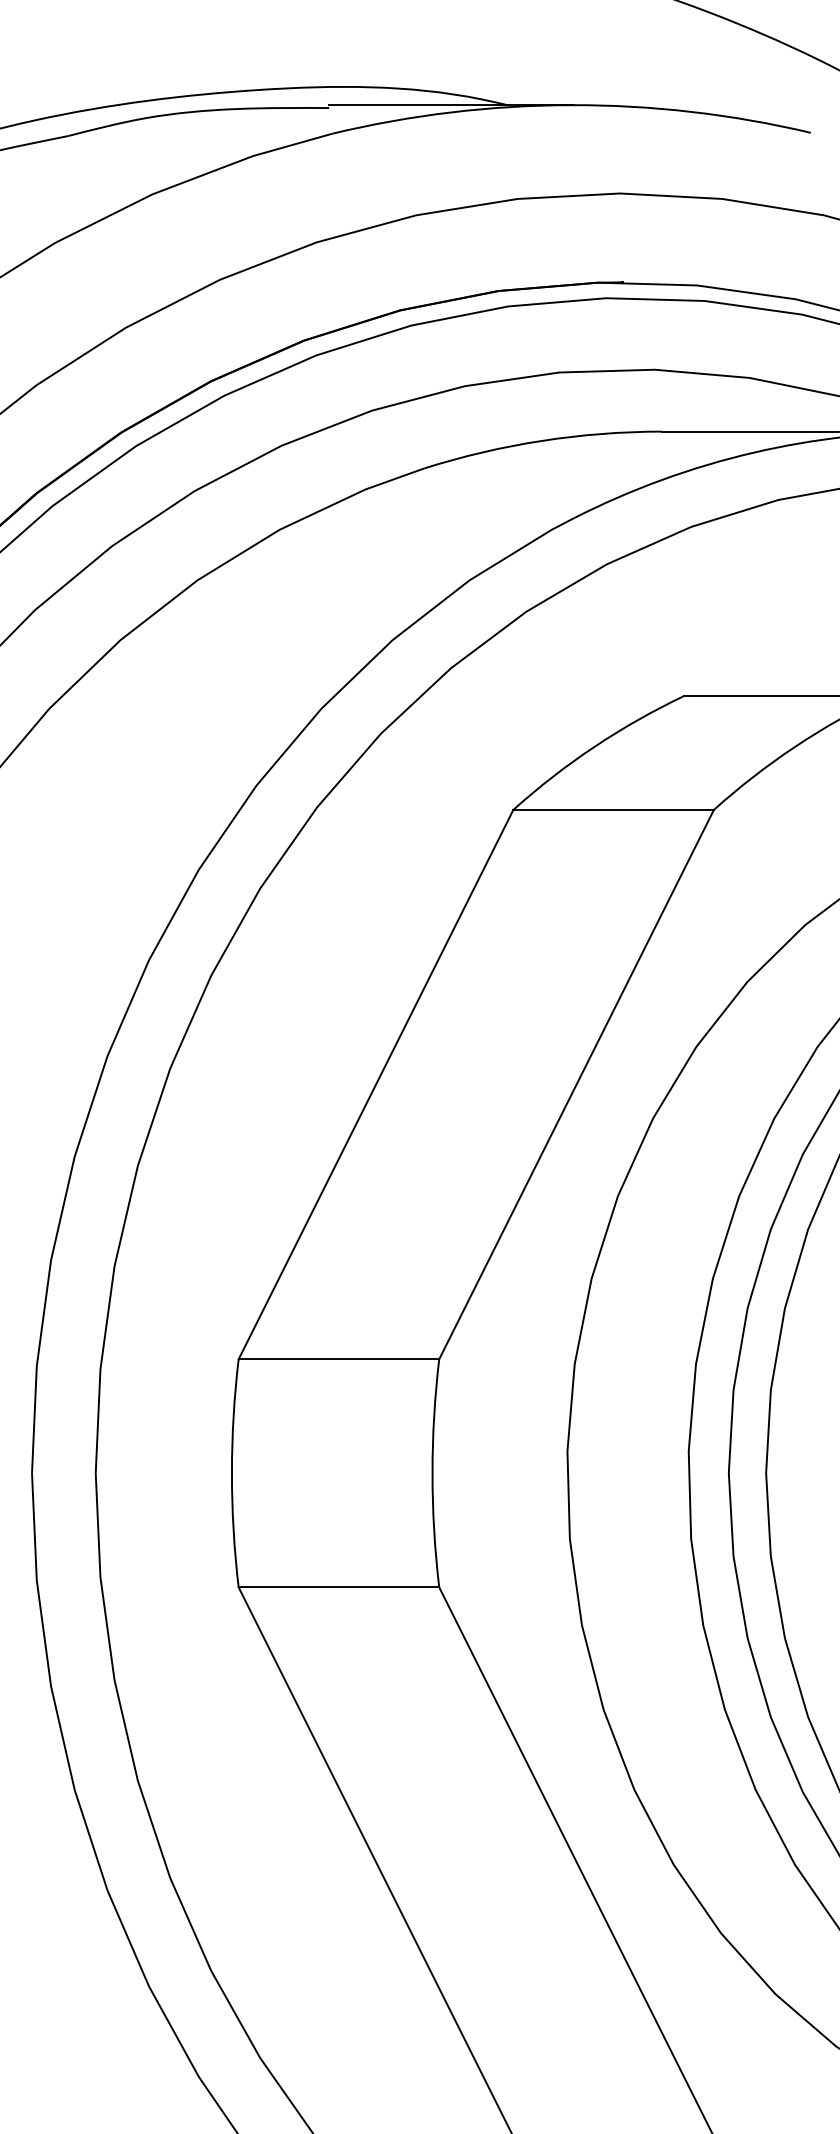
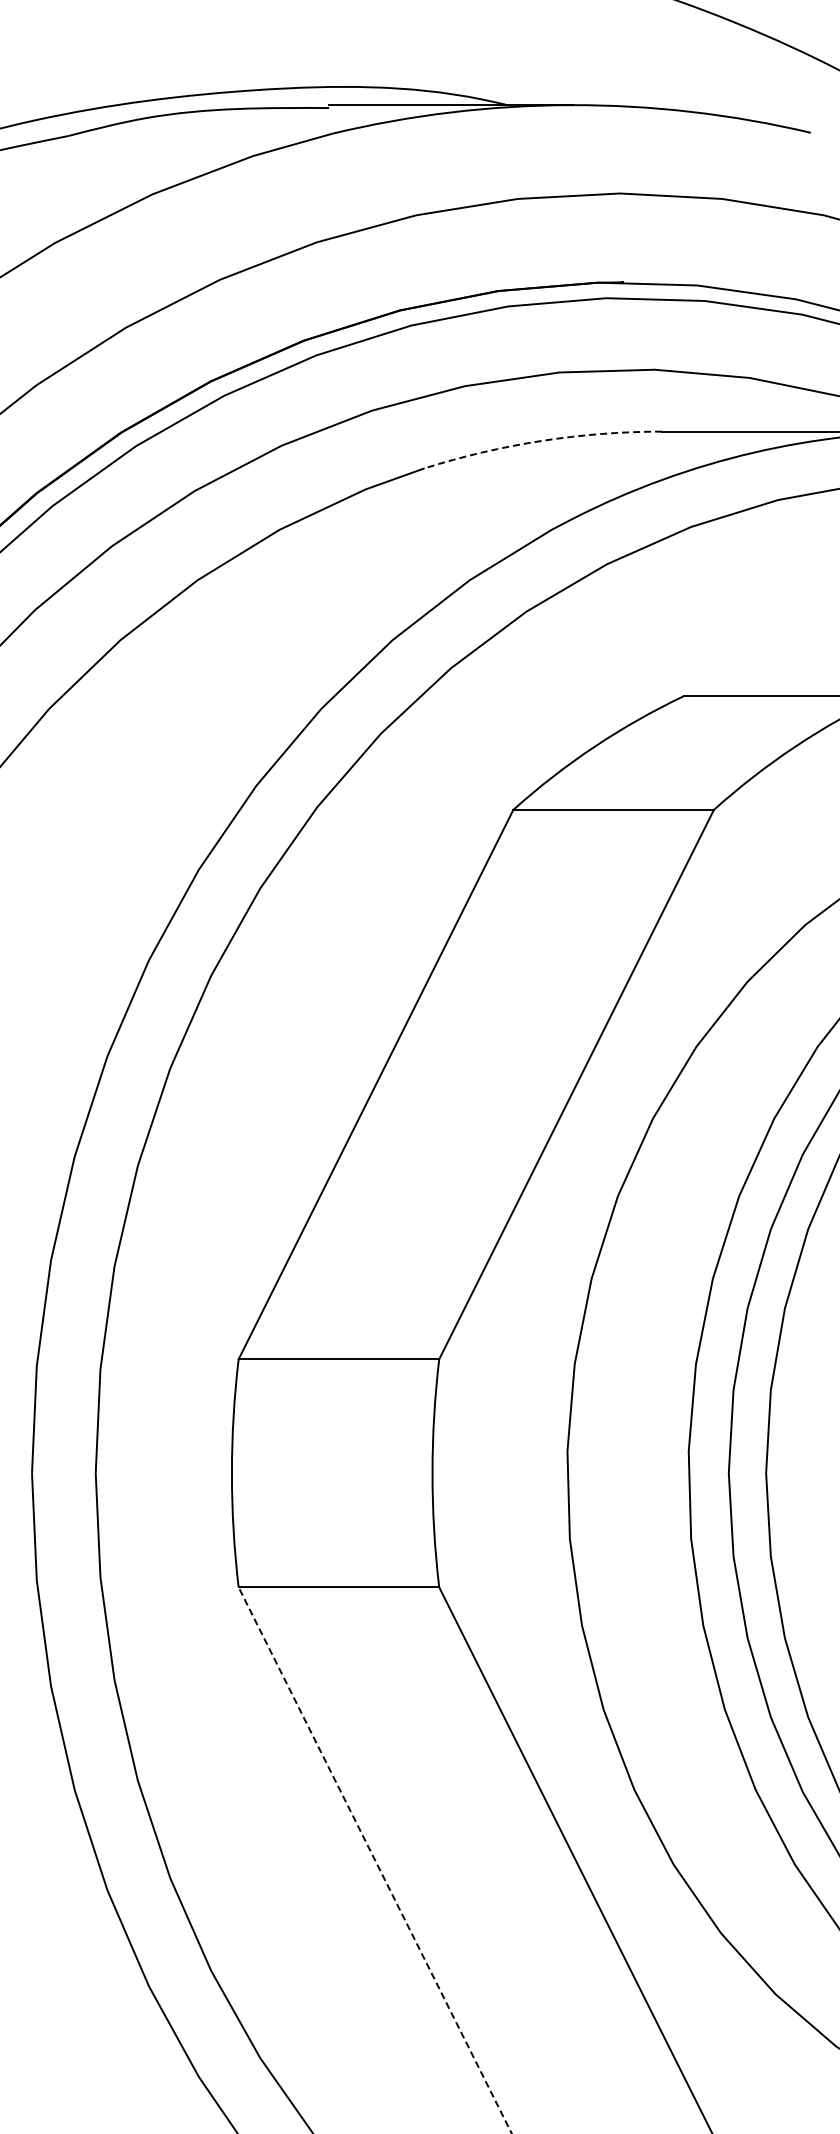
arc: solid -> dashed (541, 440)
line: solid -> dashed (375, 1860)
